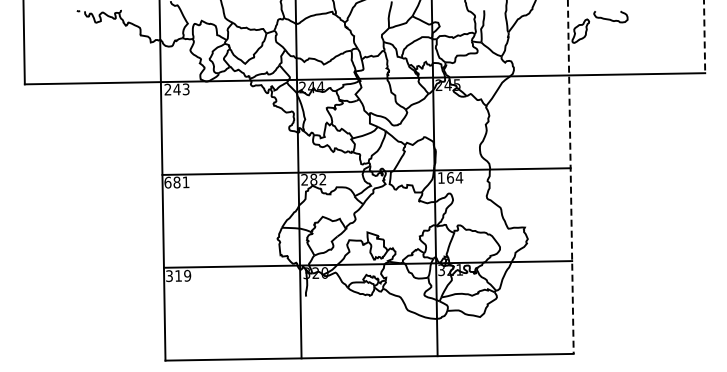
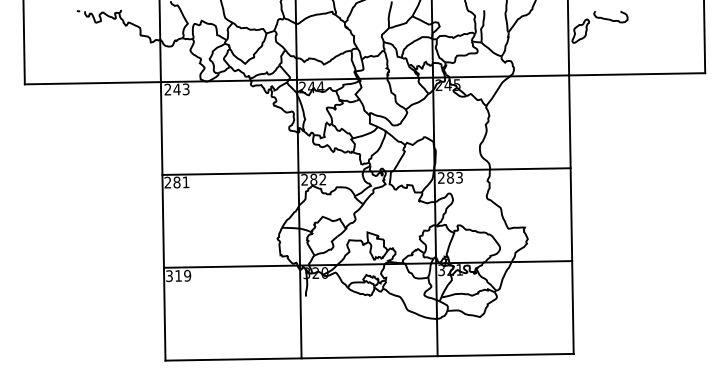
line: dashed -> solid (704, 37)
text: 164 -> 283 (450, 177)
line: dashed -> solid (570, 177)
text: 681 -> 281 (167, 182)
